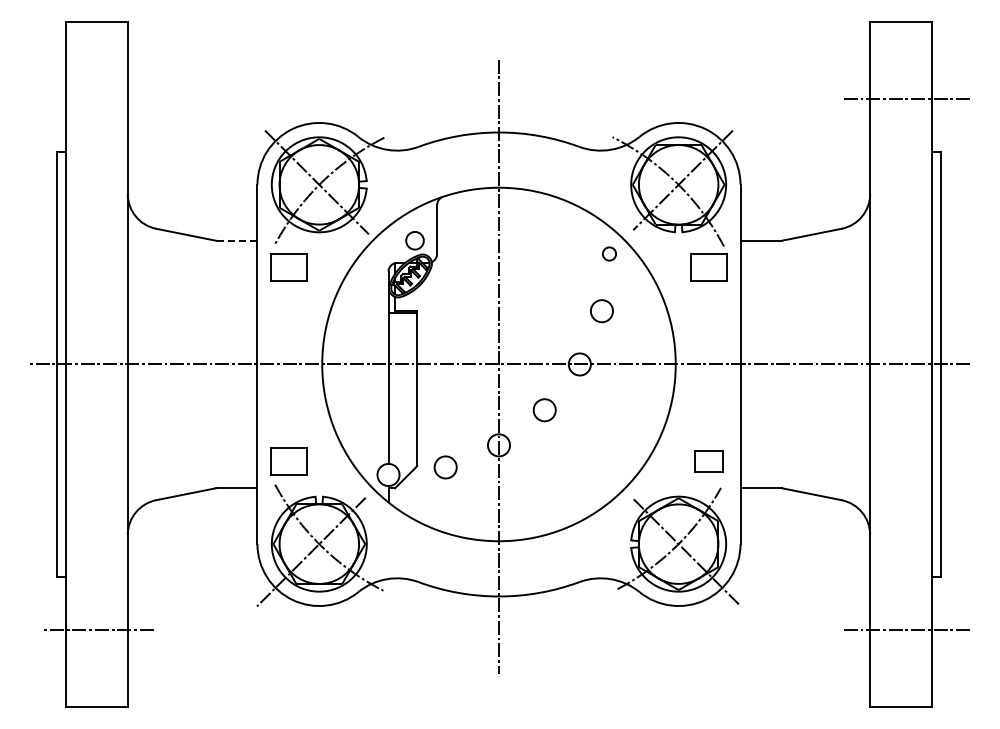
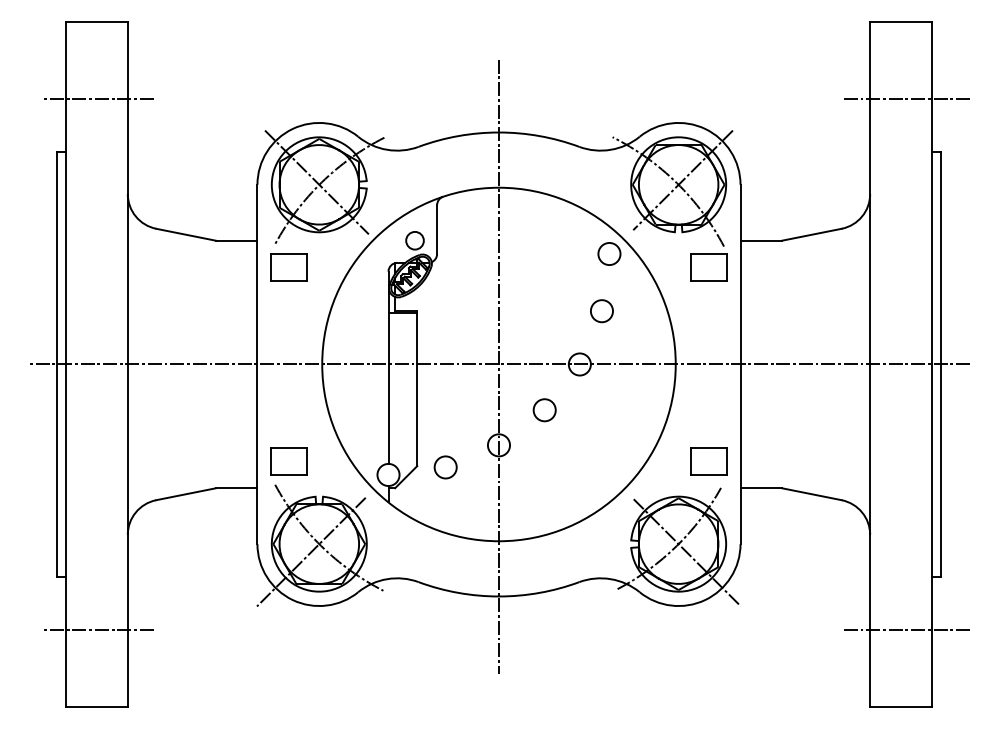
line: none -> present (97, 99)
line: dashed -> solid (236, 240)
circle size: 15x16 px -> 25x24 px (609, 253)
part size: 30x23 px -> 38x29 px (708, 461)
